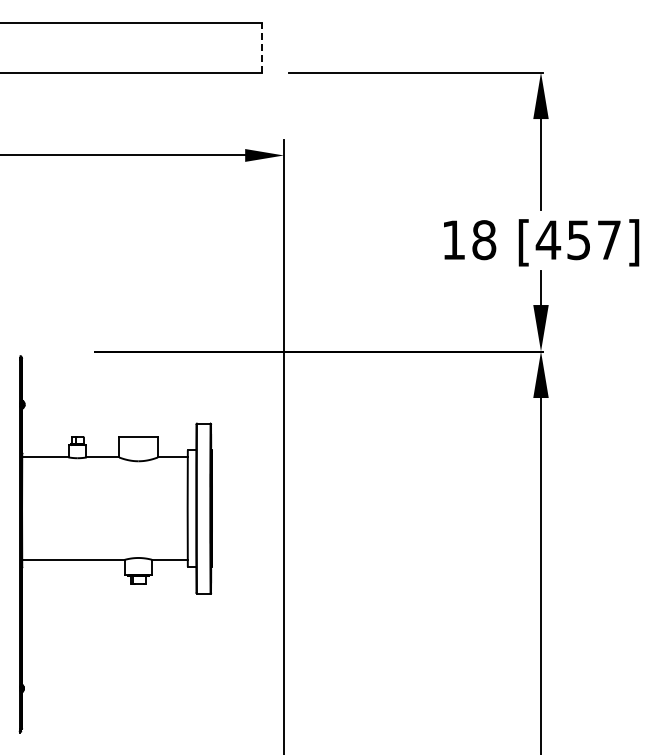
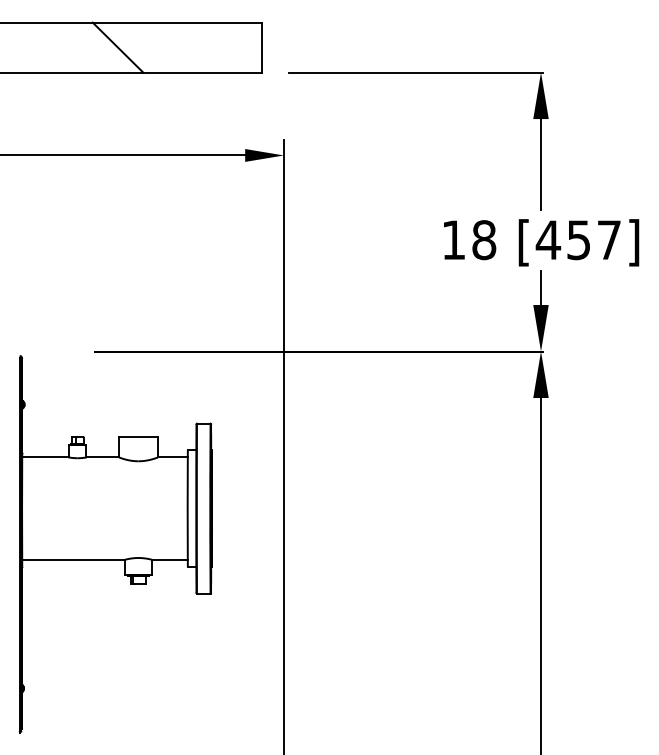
line: none -> present (117, 47)
line: dashed -> solid (262, 47)
